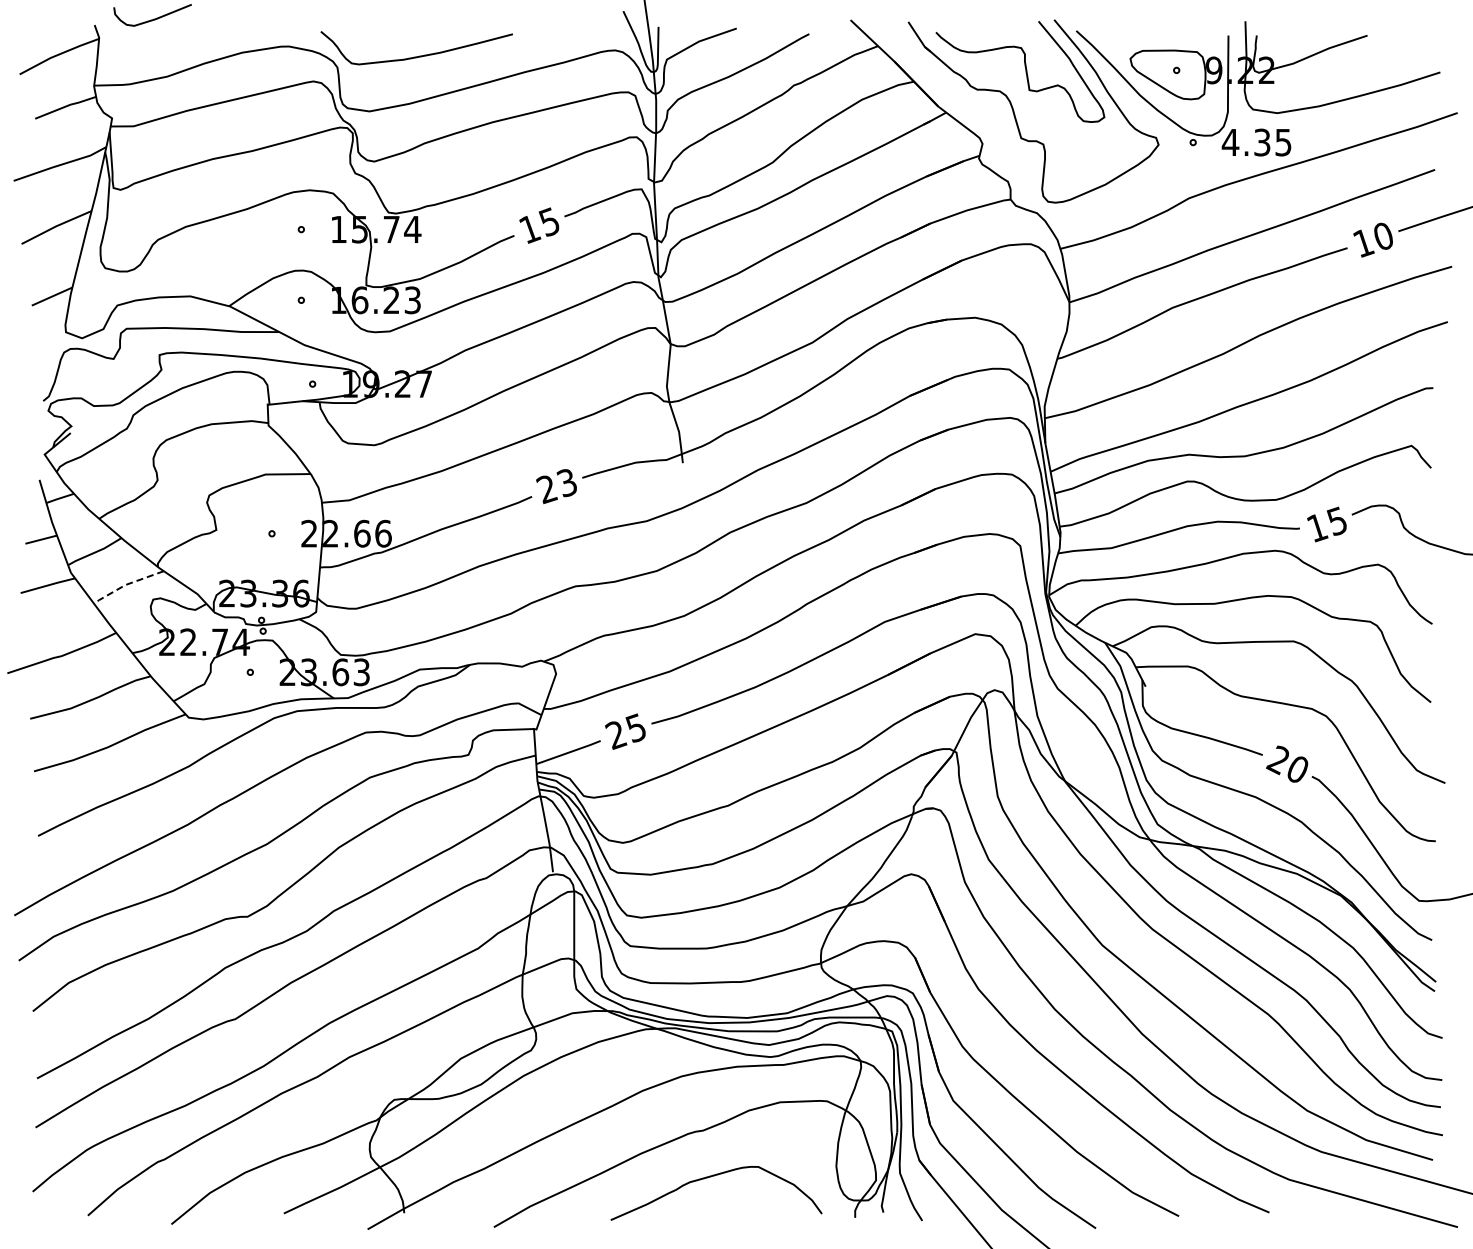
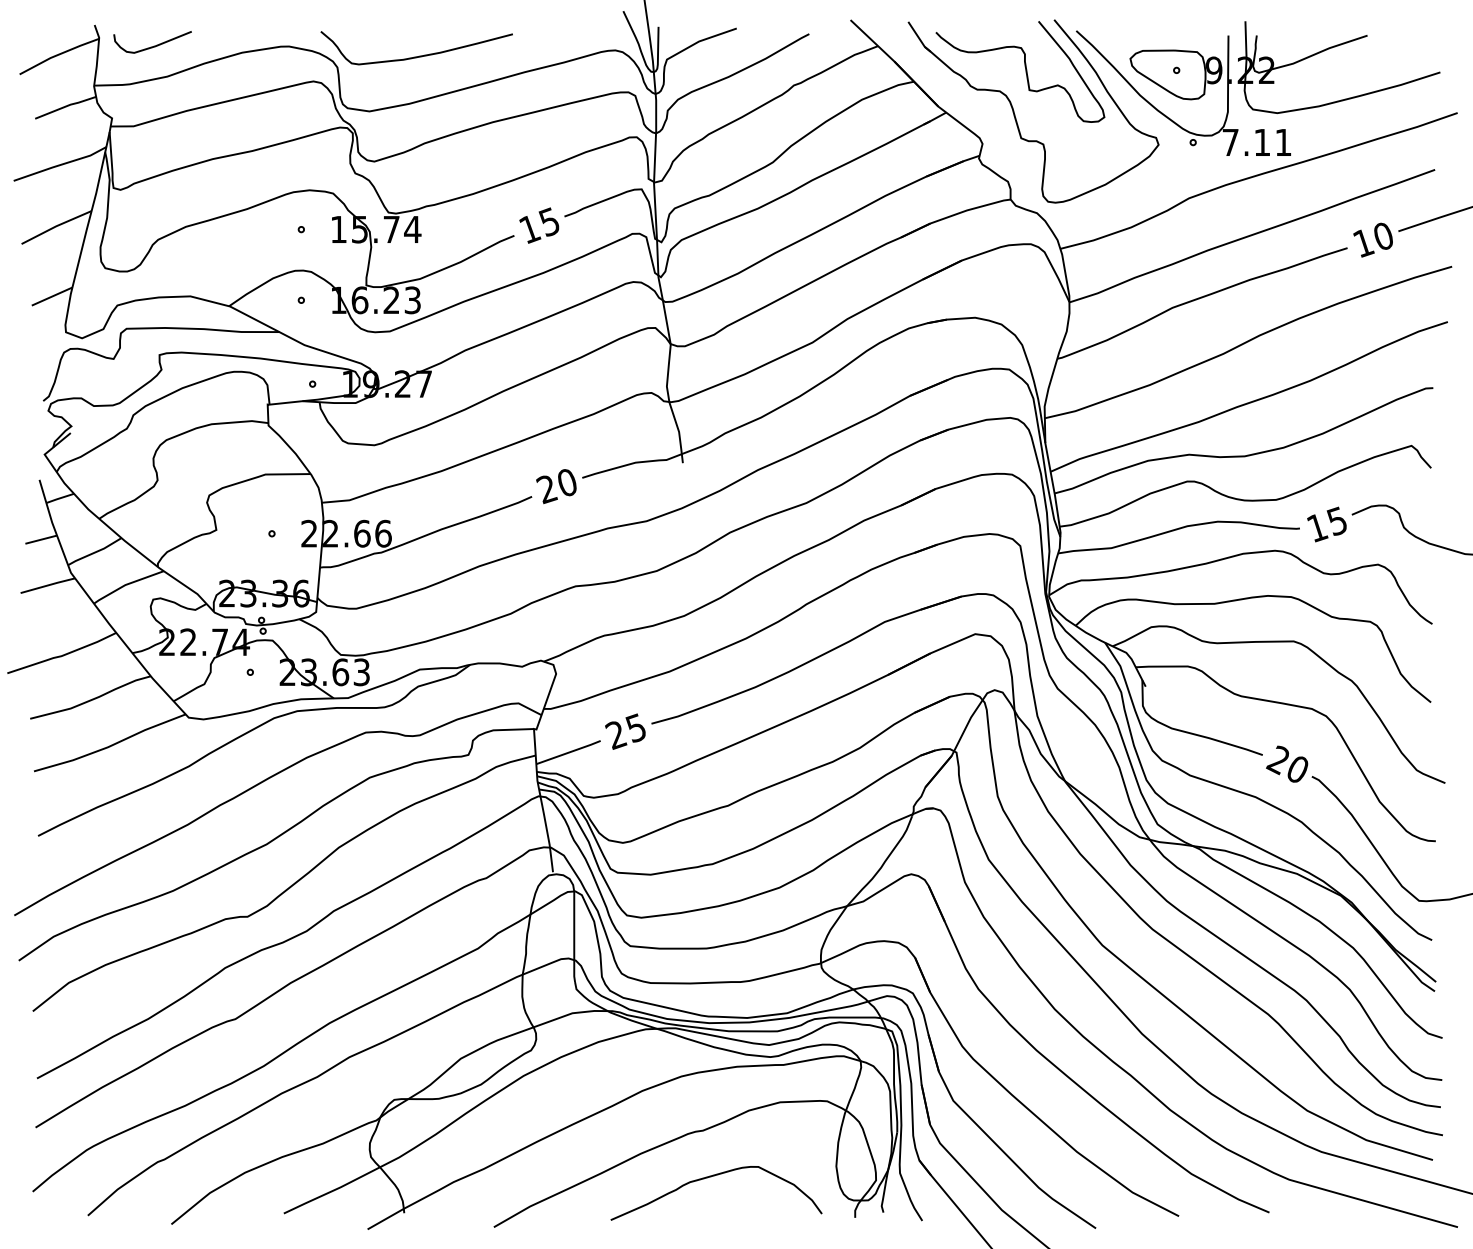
curve position: (154, 18) -> (154, 45) (154, 45)
text: 4.35 -> 7.11 (1256, 142)
text: 23 -> 20 (566, 483)
line: dashed -> solid (125, 585)
